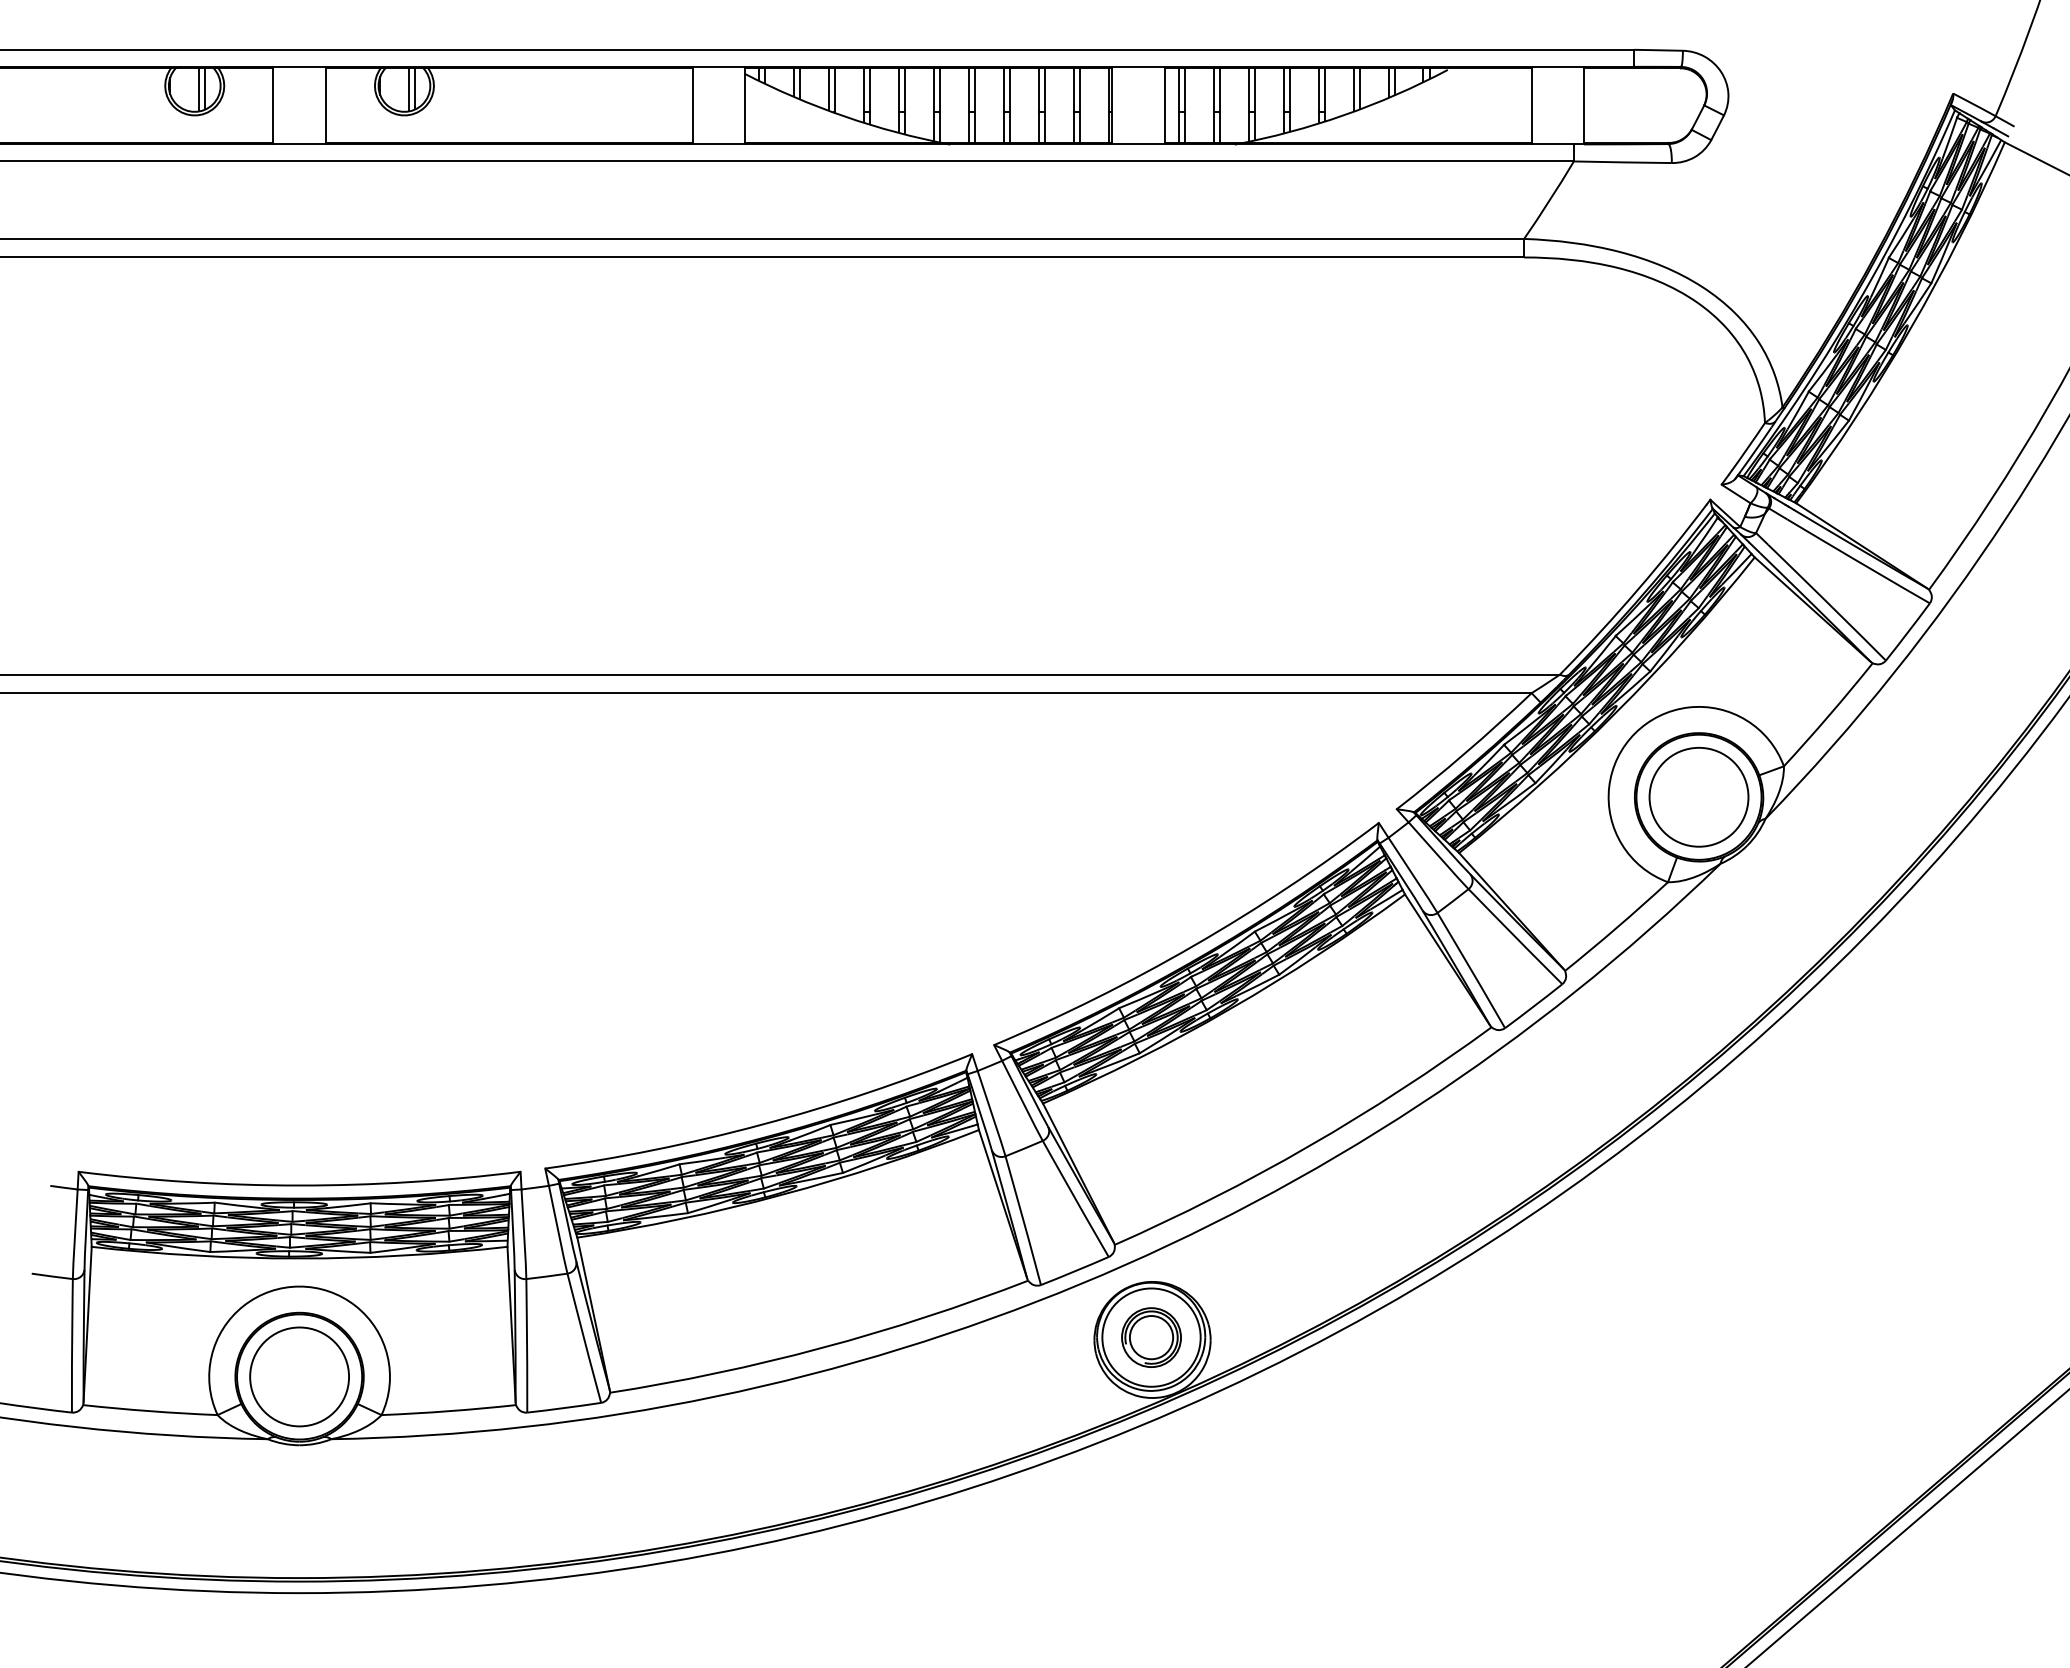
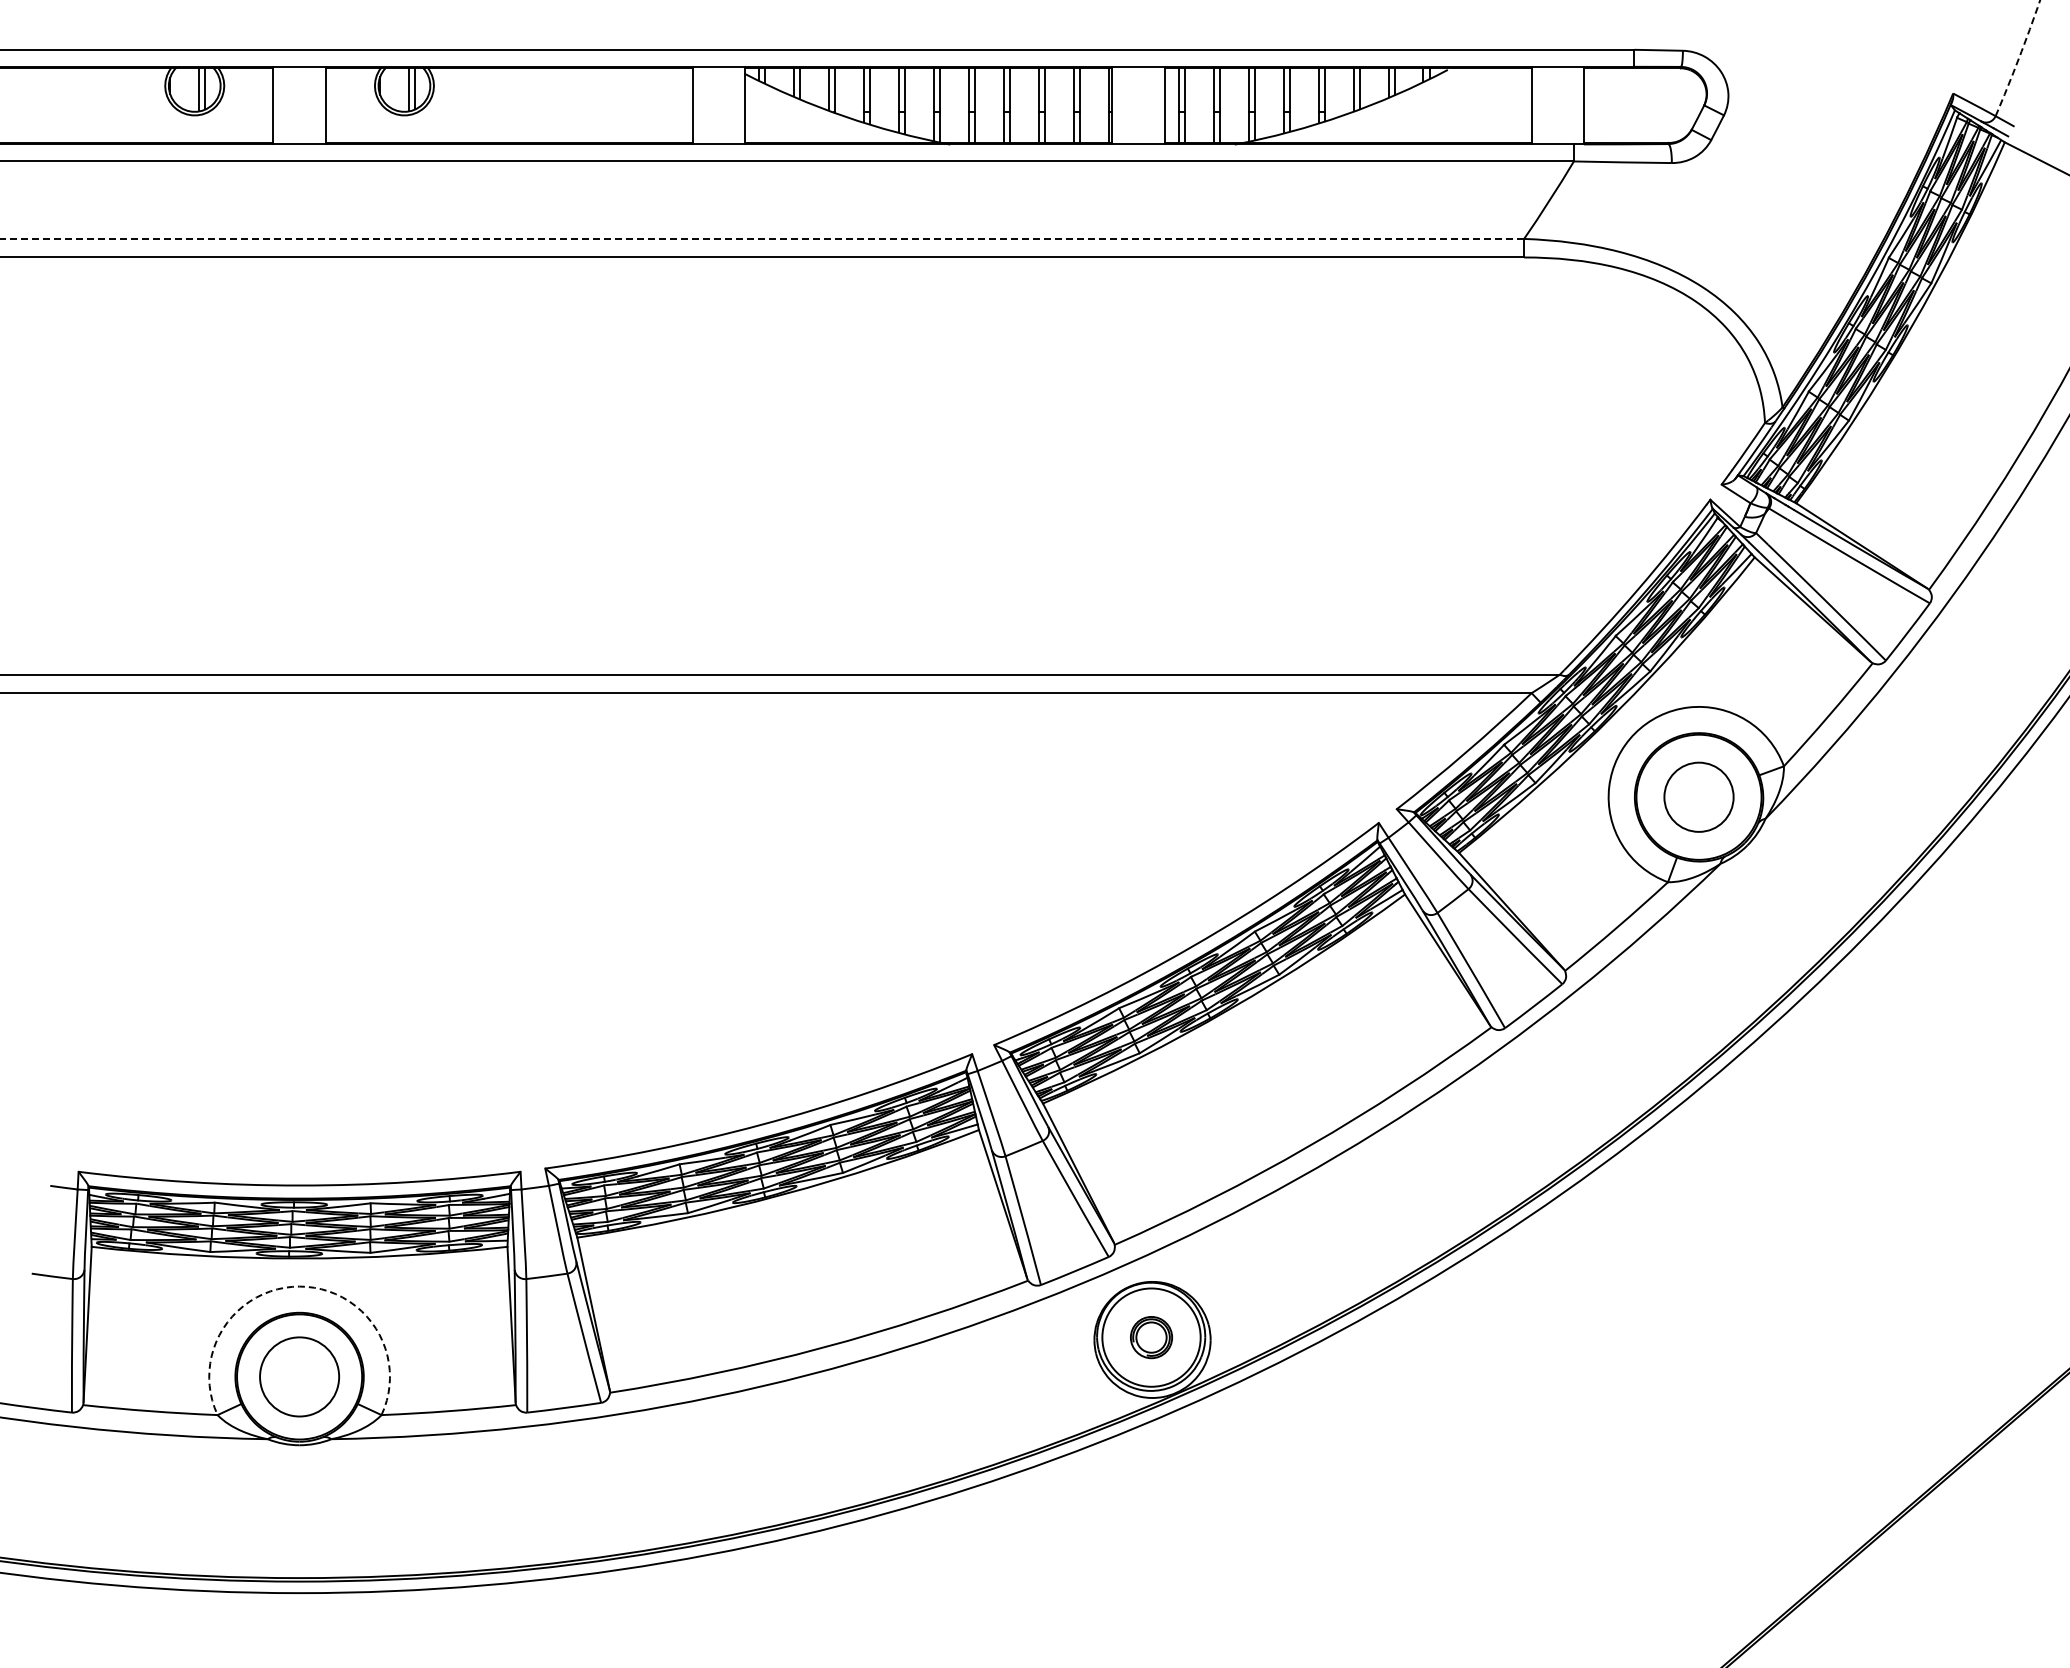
arc: solid -> dashed (2019, 57)
line: solid -> dashed (762, 238)
circle diameter: 99 px -> 69 px (1698, 796)
arc: solid -> dashed (299, 1286)
part size: 61x61 px -> 43x44 px (1151, 1337)
circle diameter: 99 px -> 79 px (299, 1376)
line: present -> none (1907, 1527)
